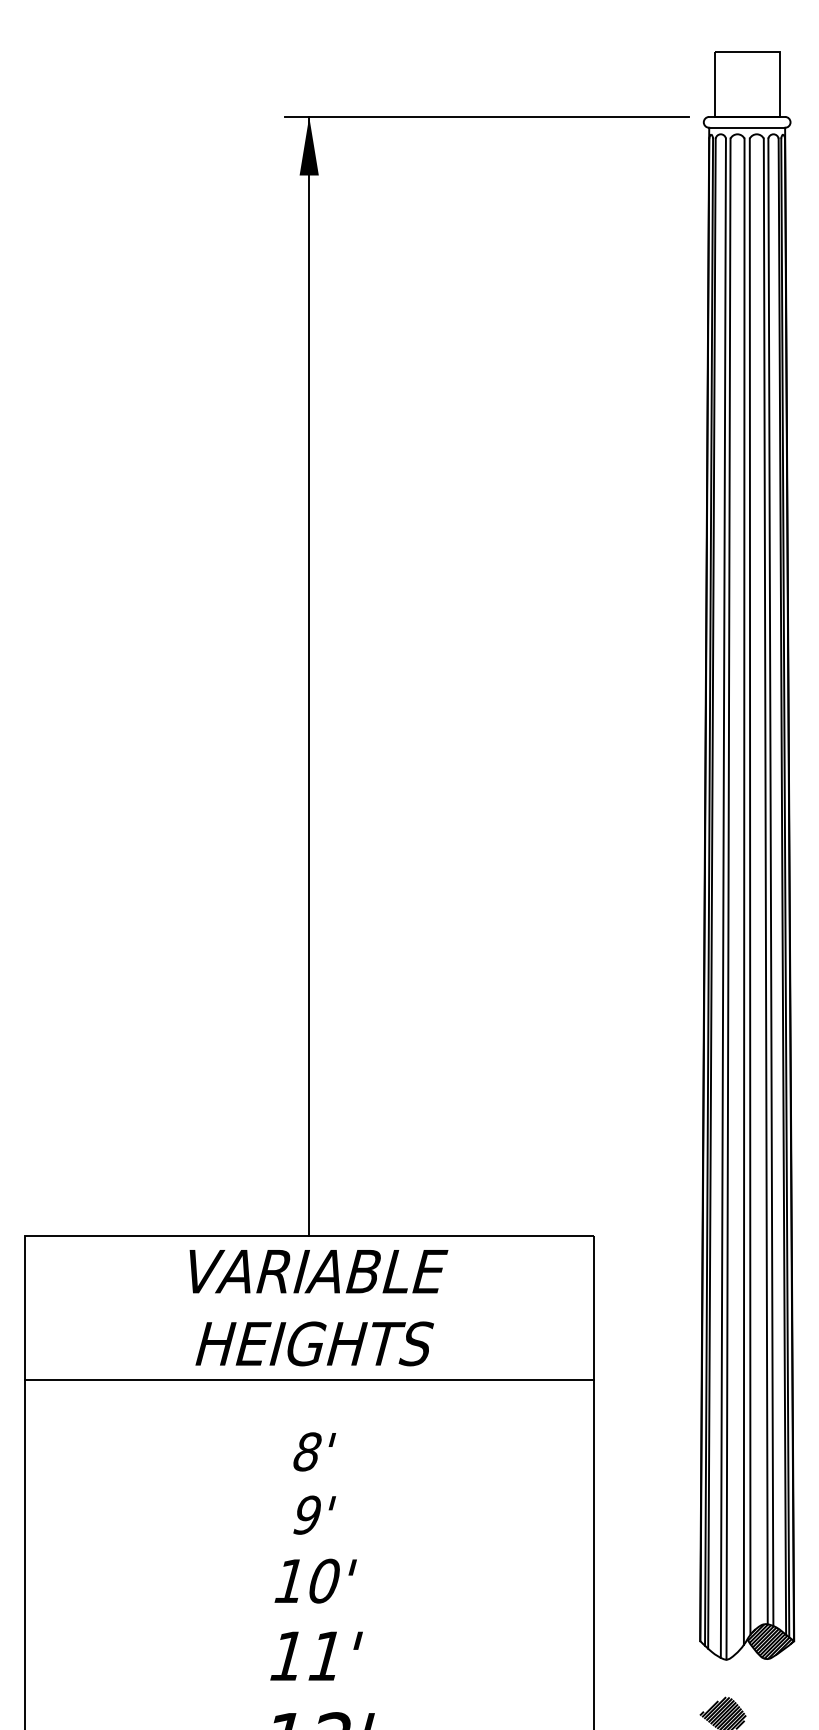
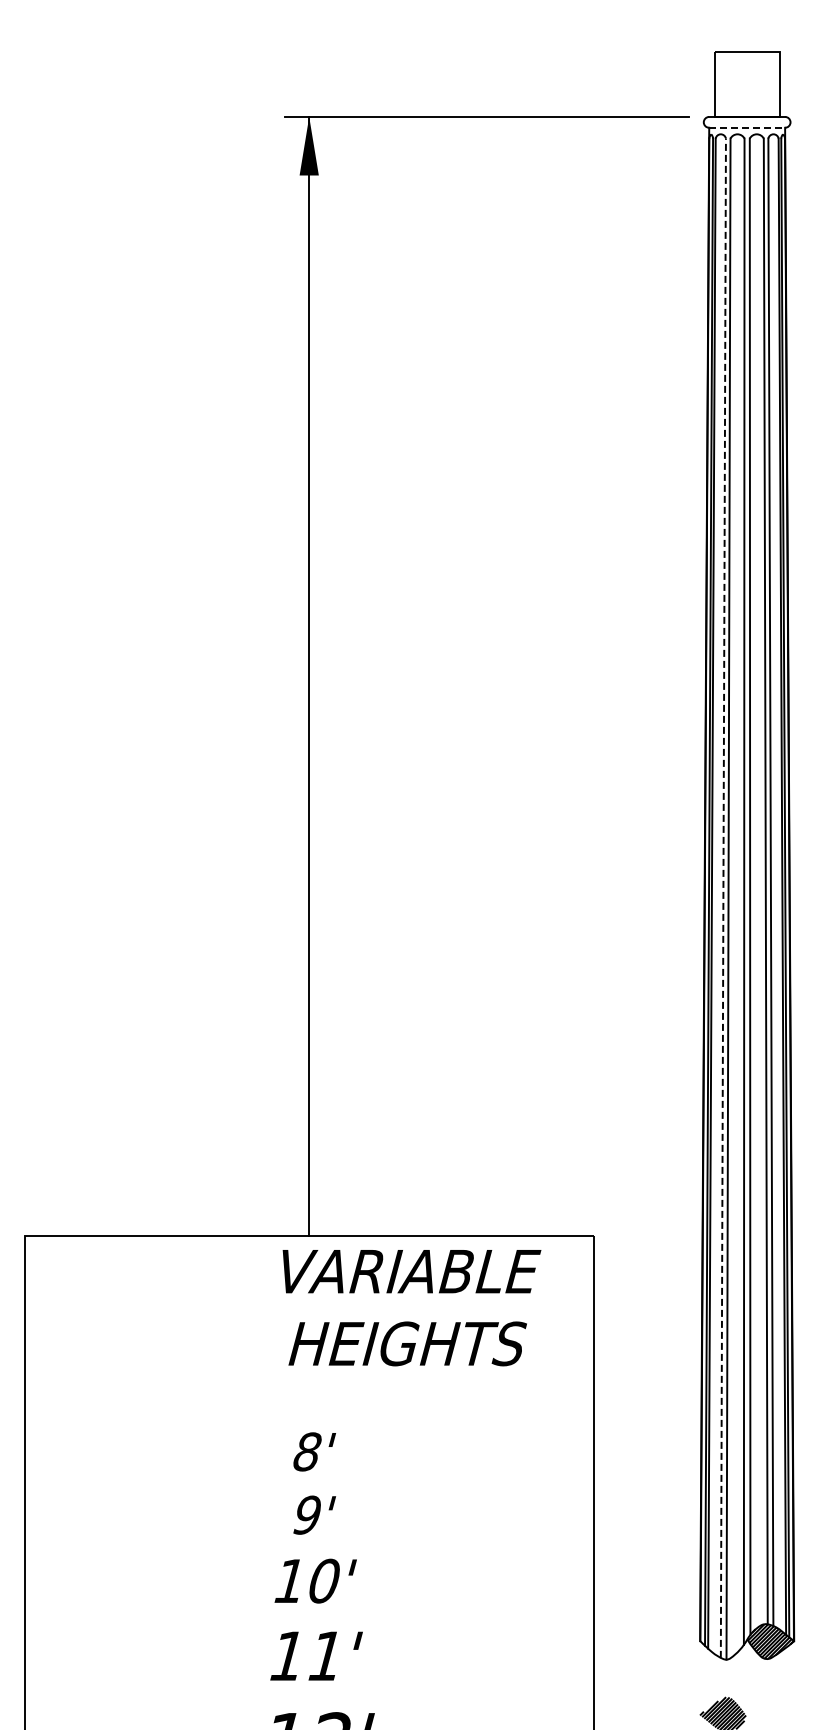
line: solid -> dashed (747, 127)
line: solid -> dashed (723, 898)
text position: (318, 1308) -> (411, 1308) (411, 1308)
line: present -> none (308, 1379)
